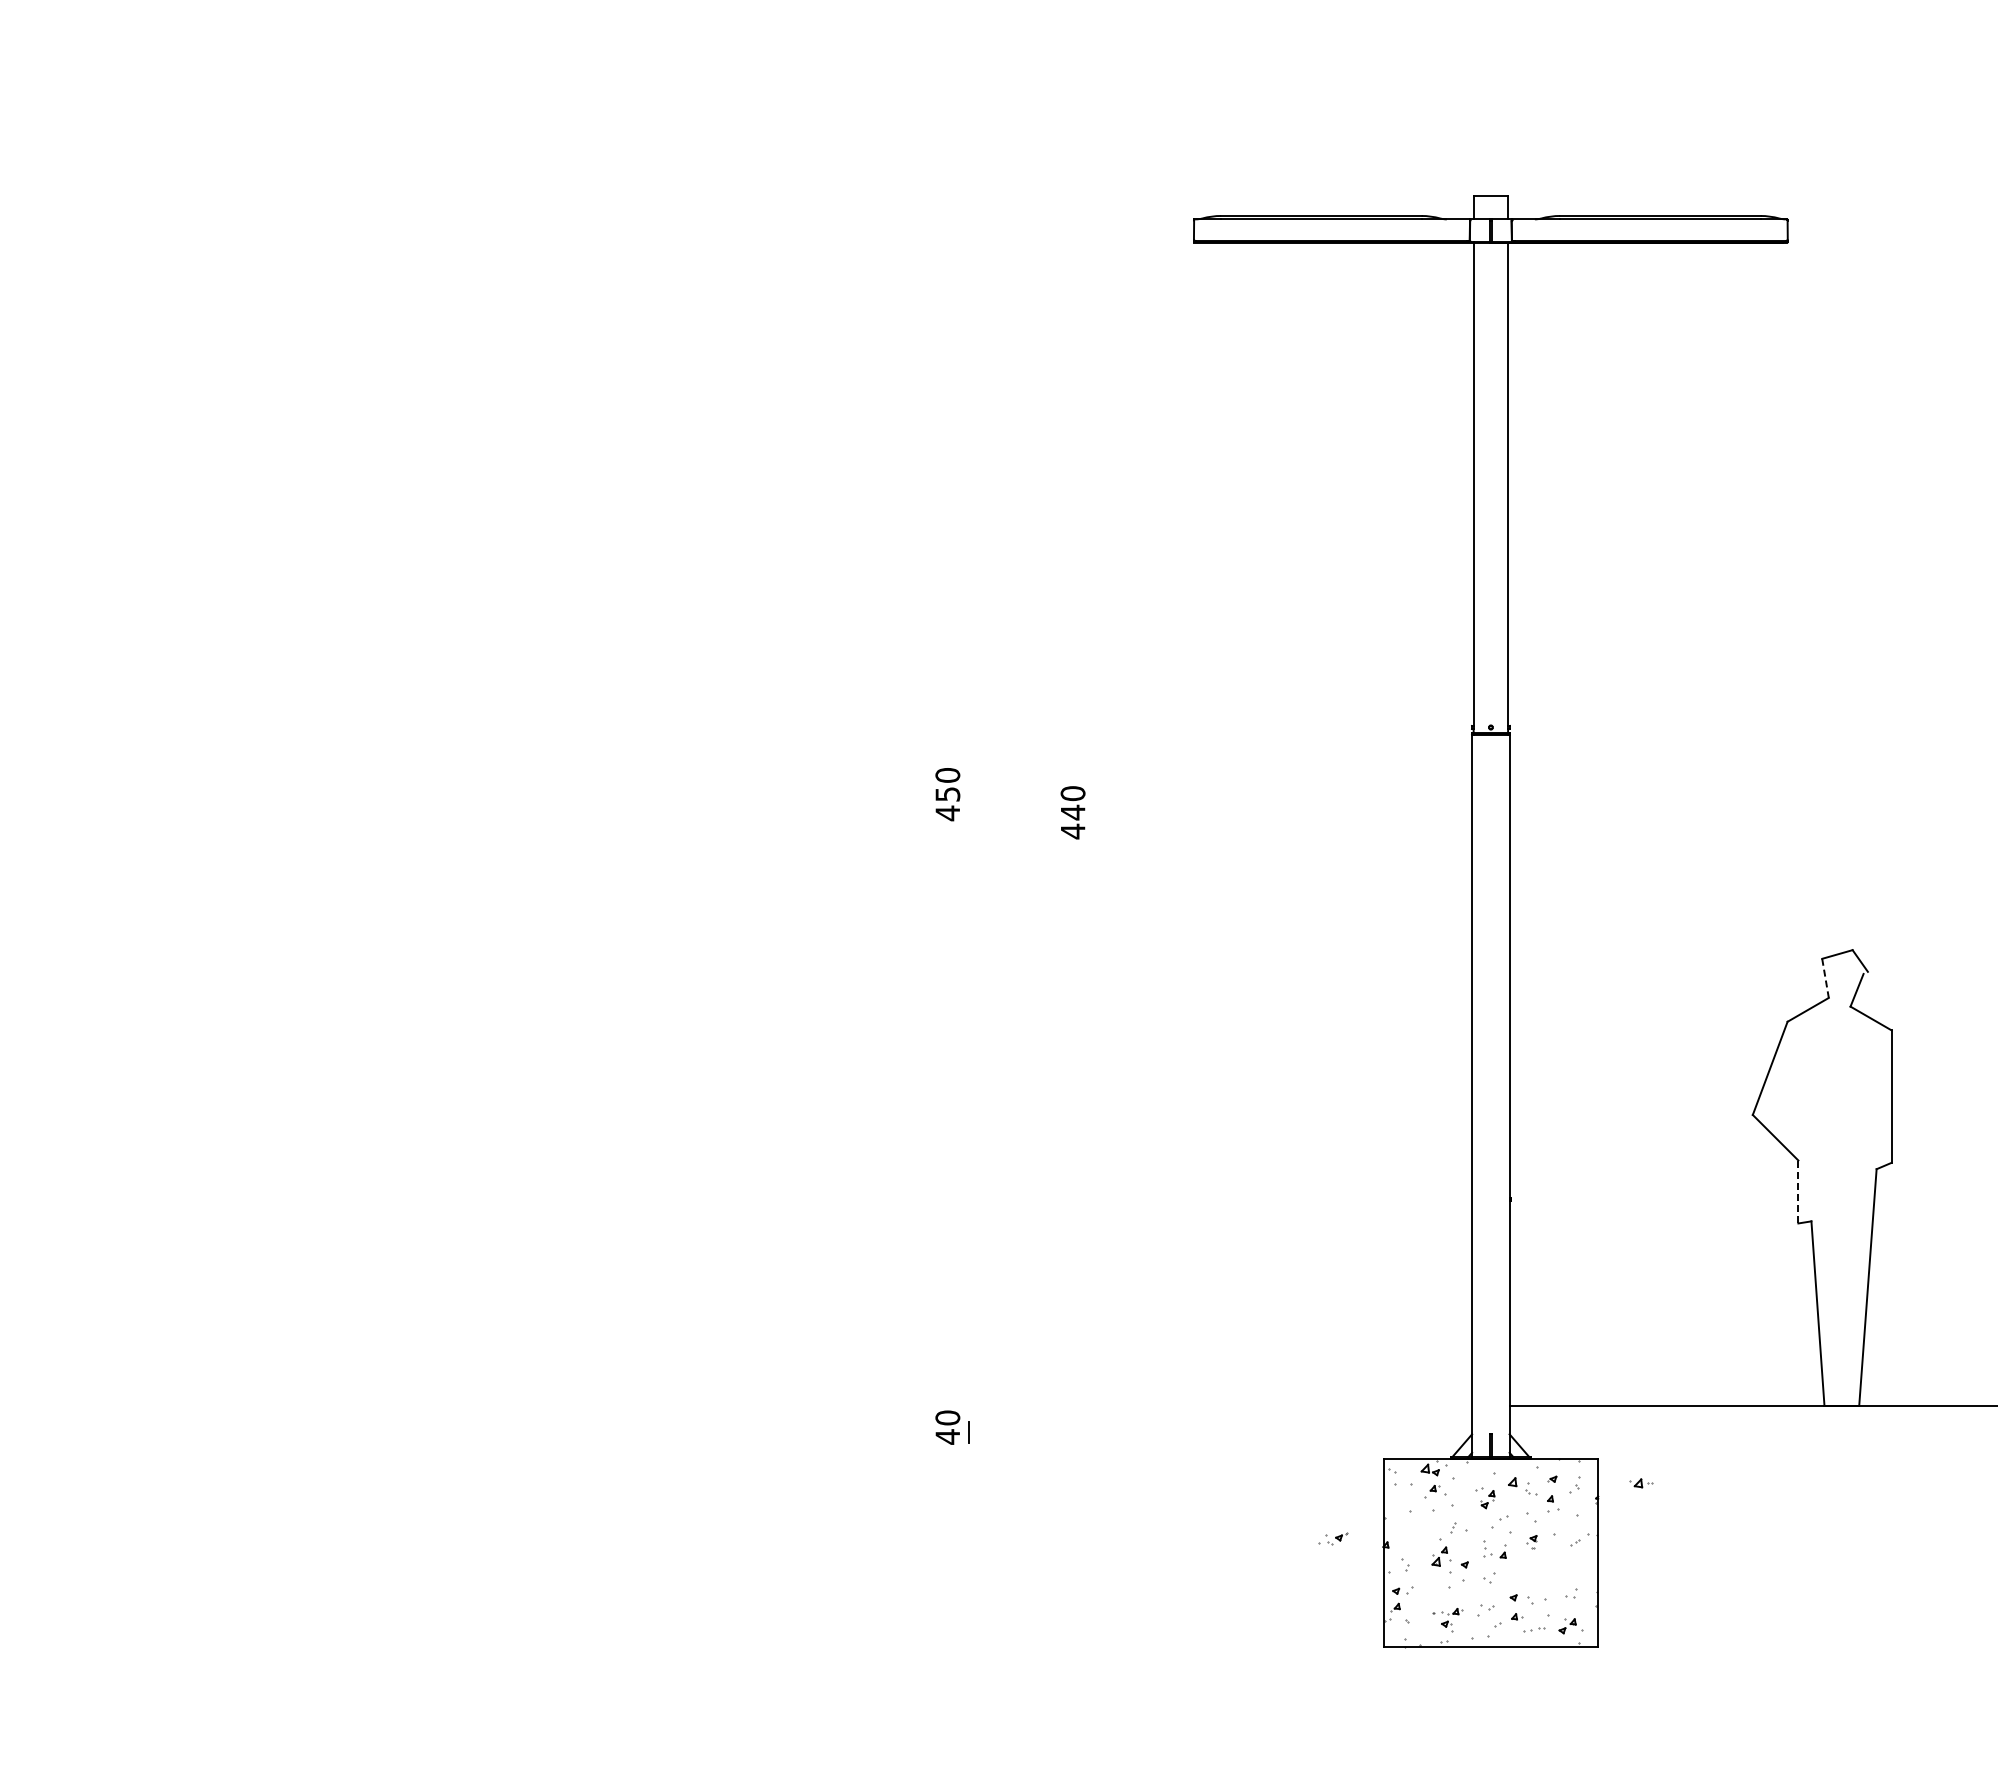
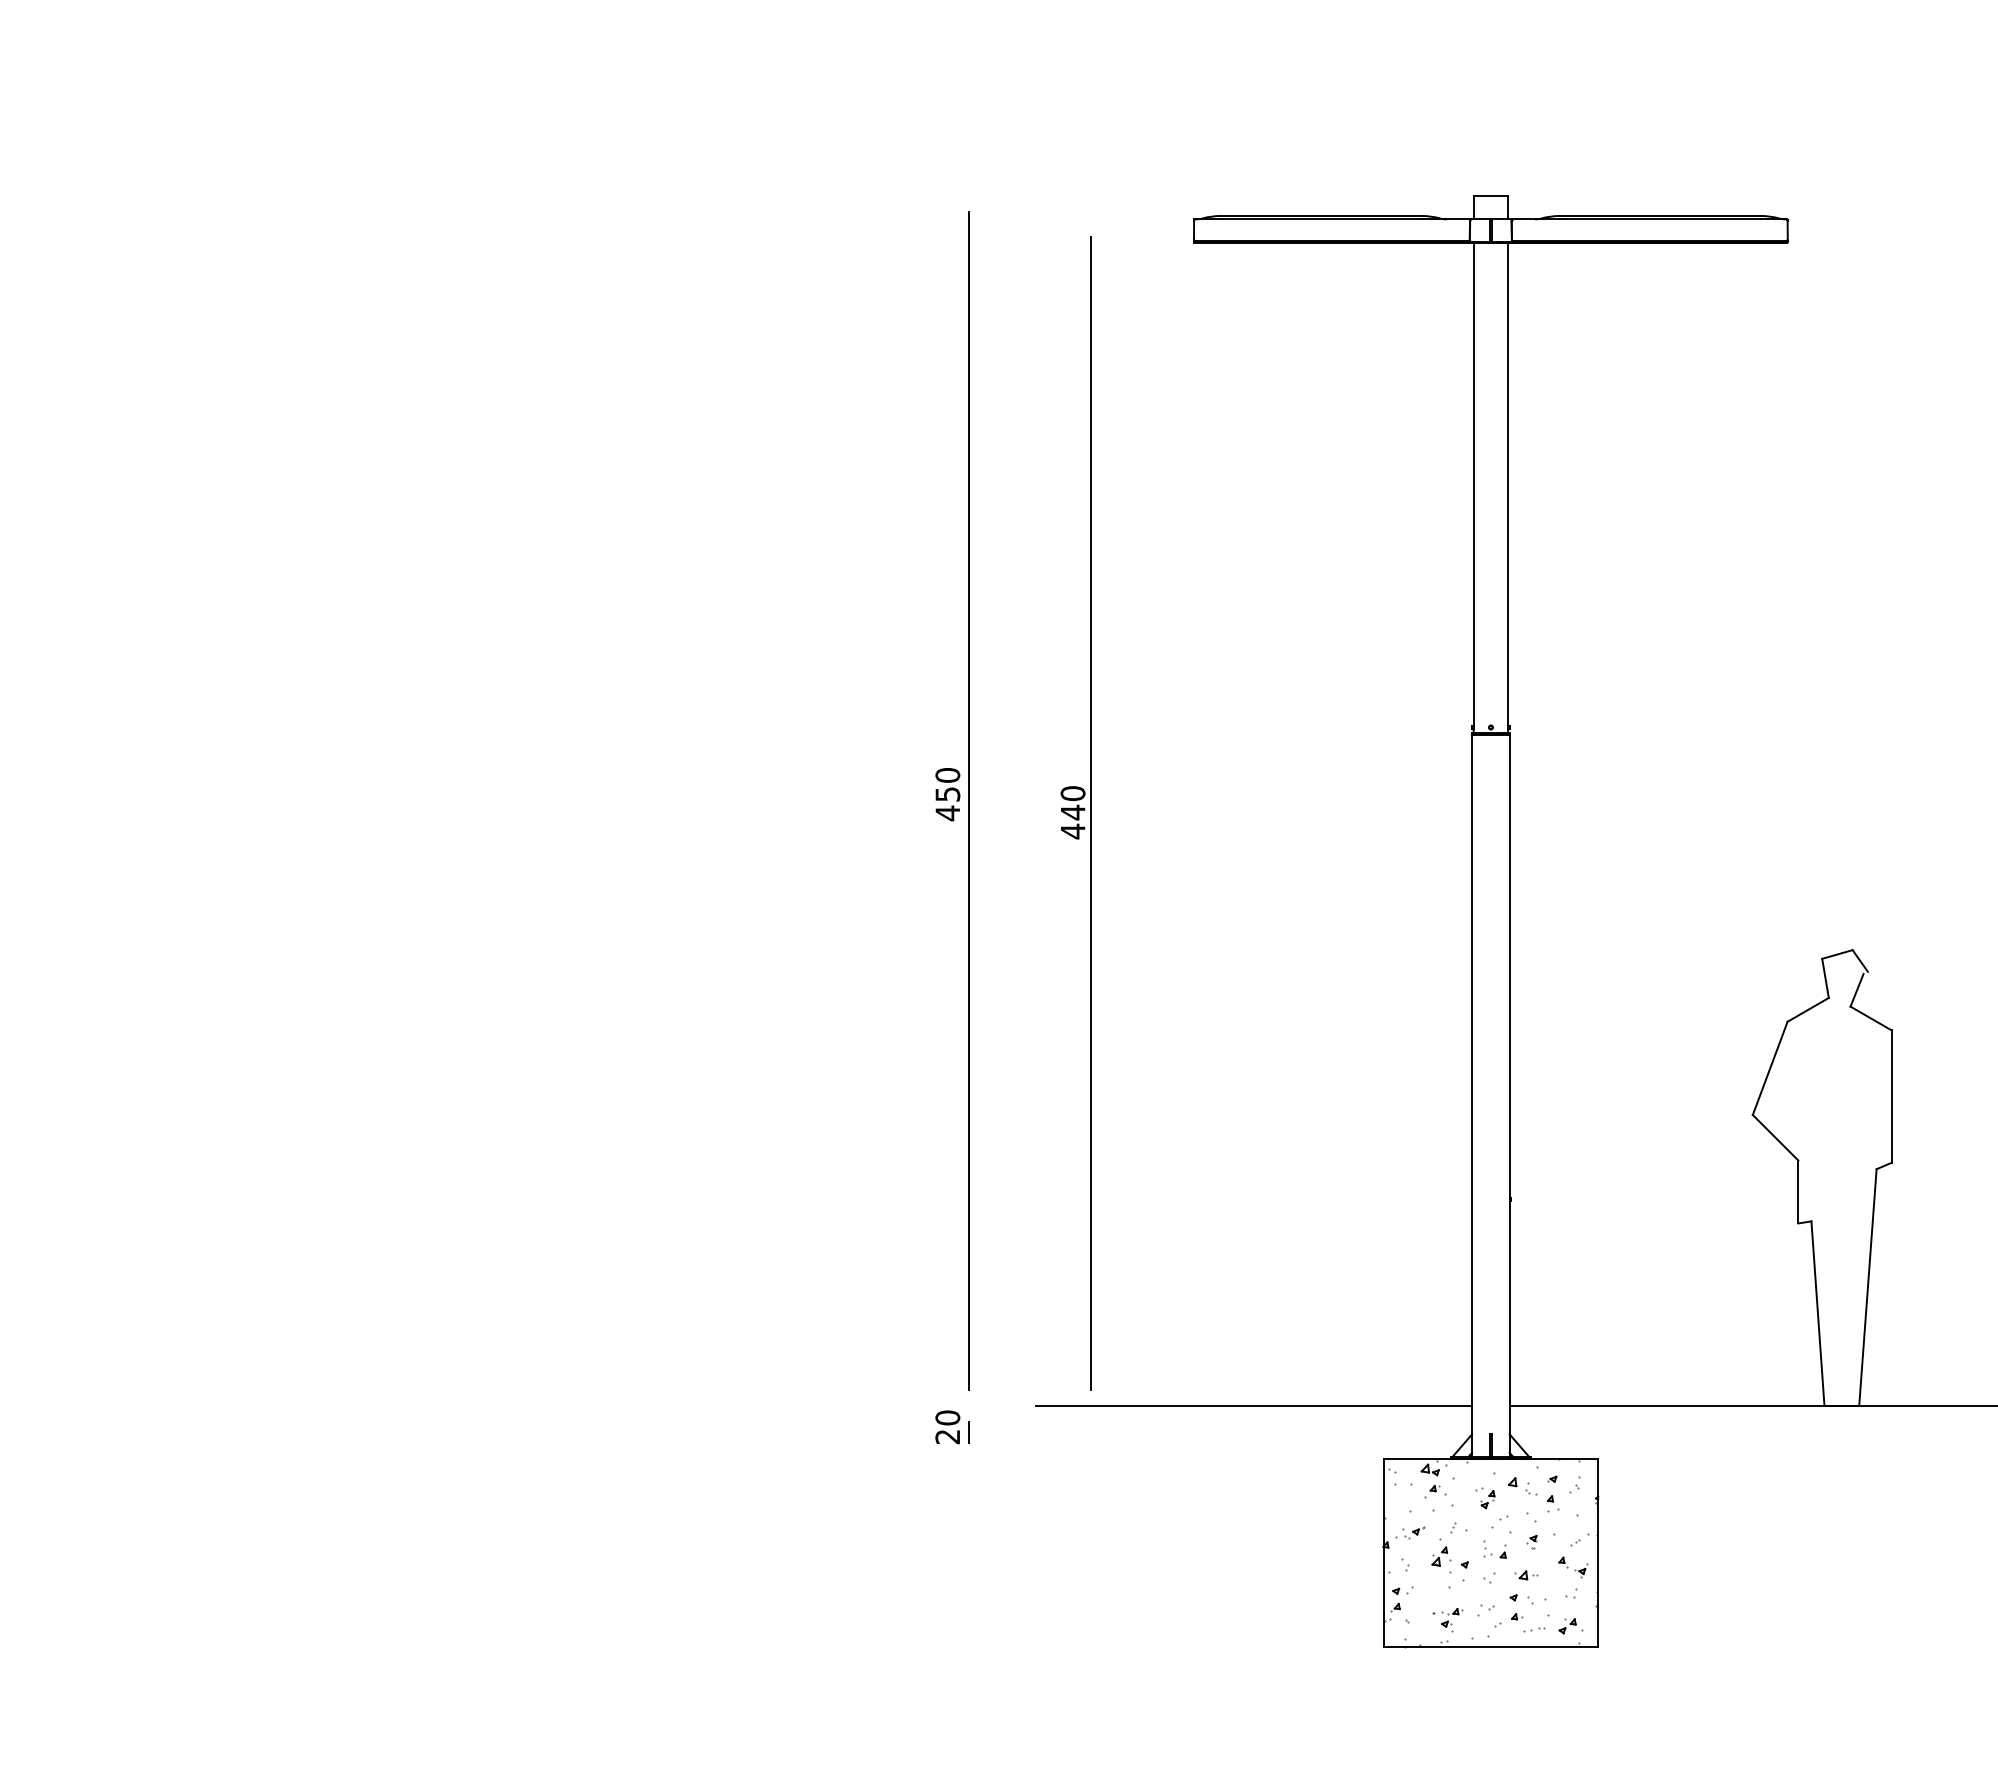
line: none -> present (969, 800)
line: none -> present (1090, 813)
line: dashed -> solid (1825, 978)
line: dashed -> solid (1798, 1192)
line: none -> present (1254, 1405)
text: 40 -> 20 (947, 1436)
part position: (1641, 1483) -> (1526, 1575) (1526, 1575)
part position: (1333, 1538) -> (1410, 1532) (1410, 1532)
part: none -> present (1573, 1567)
